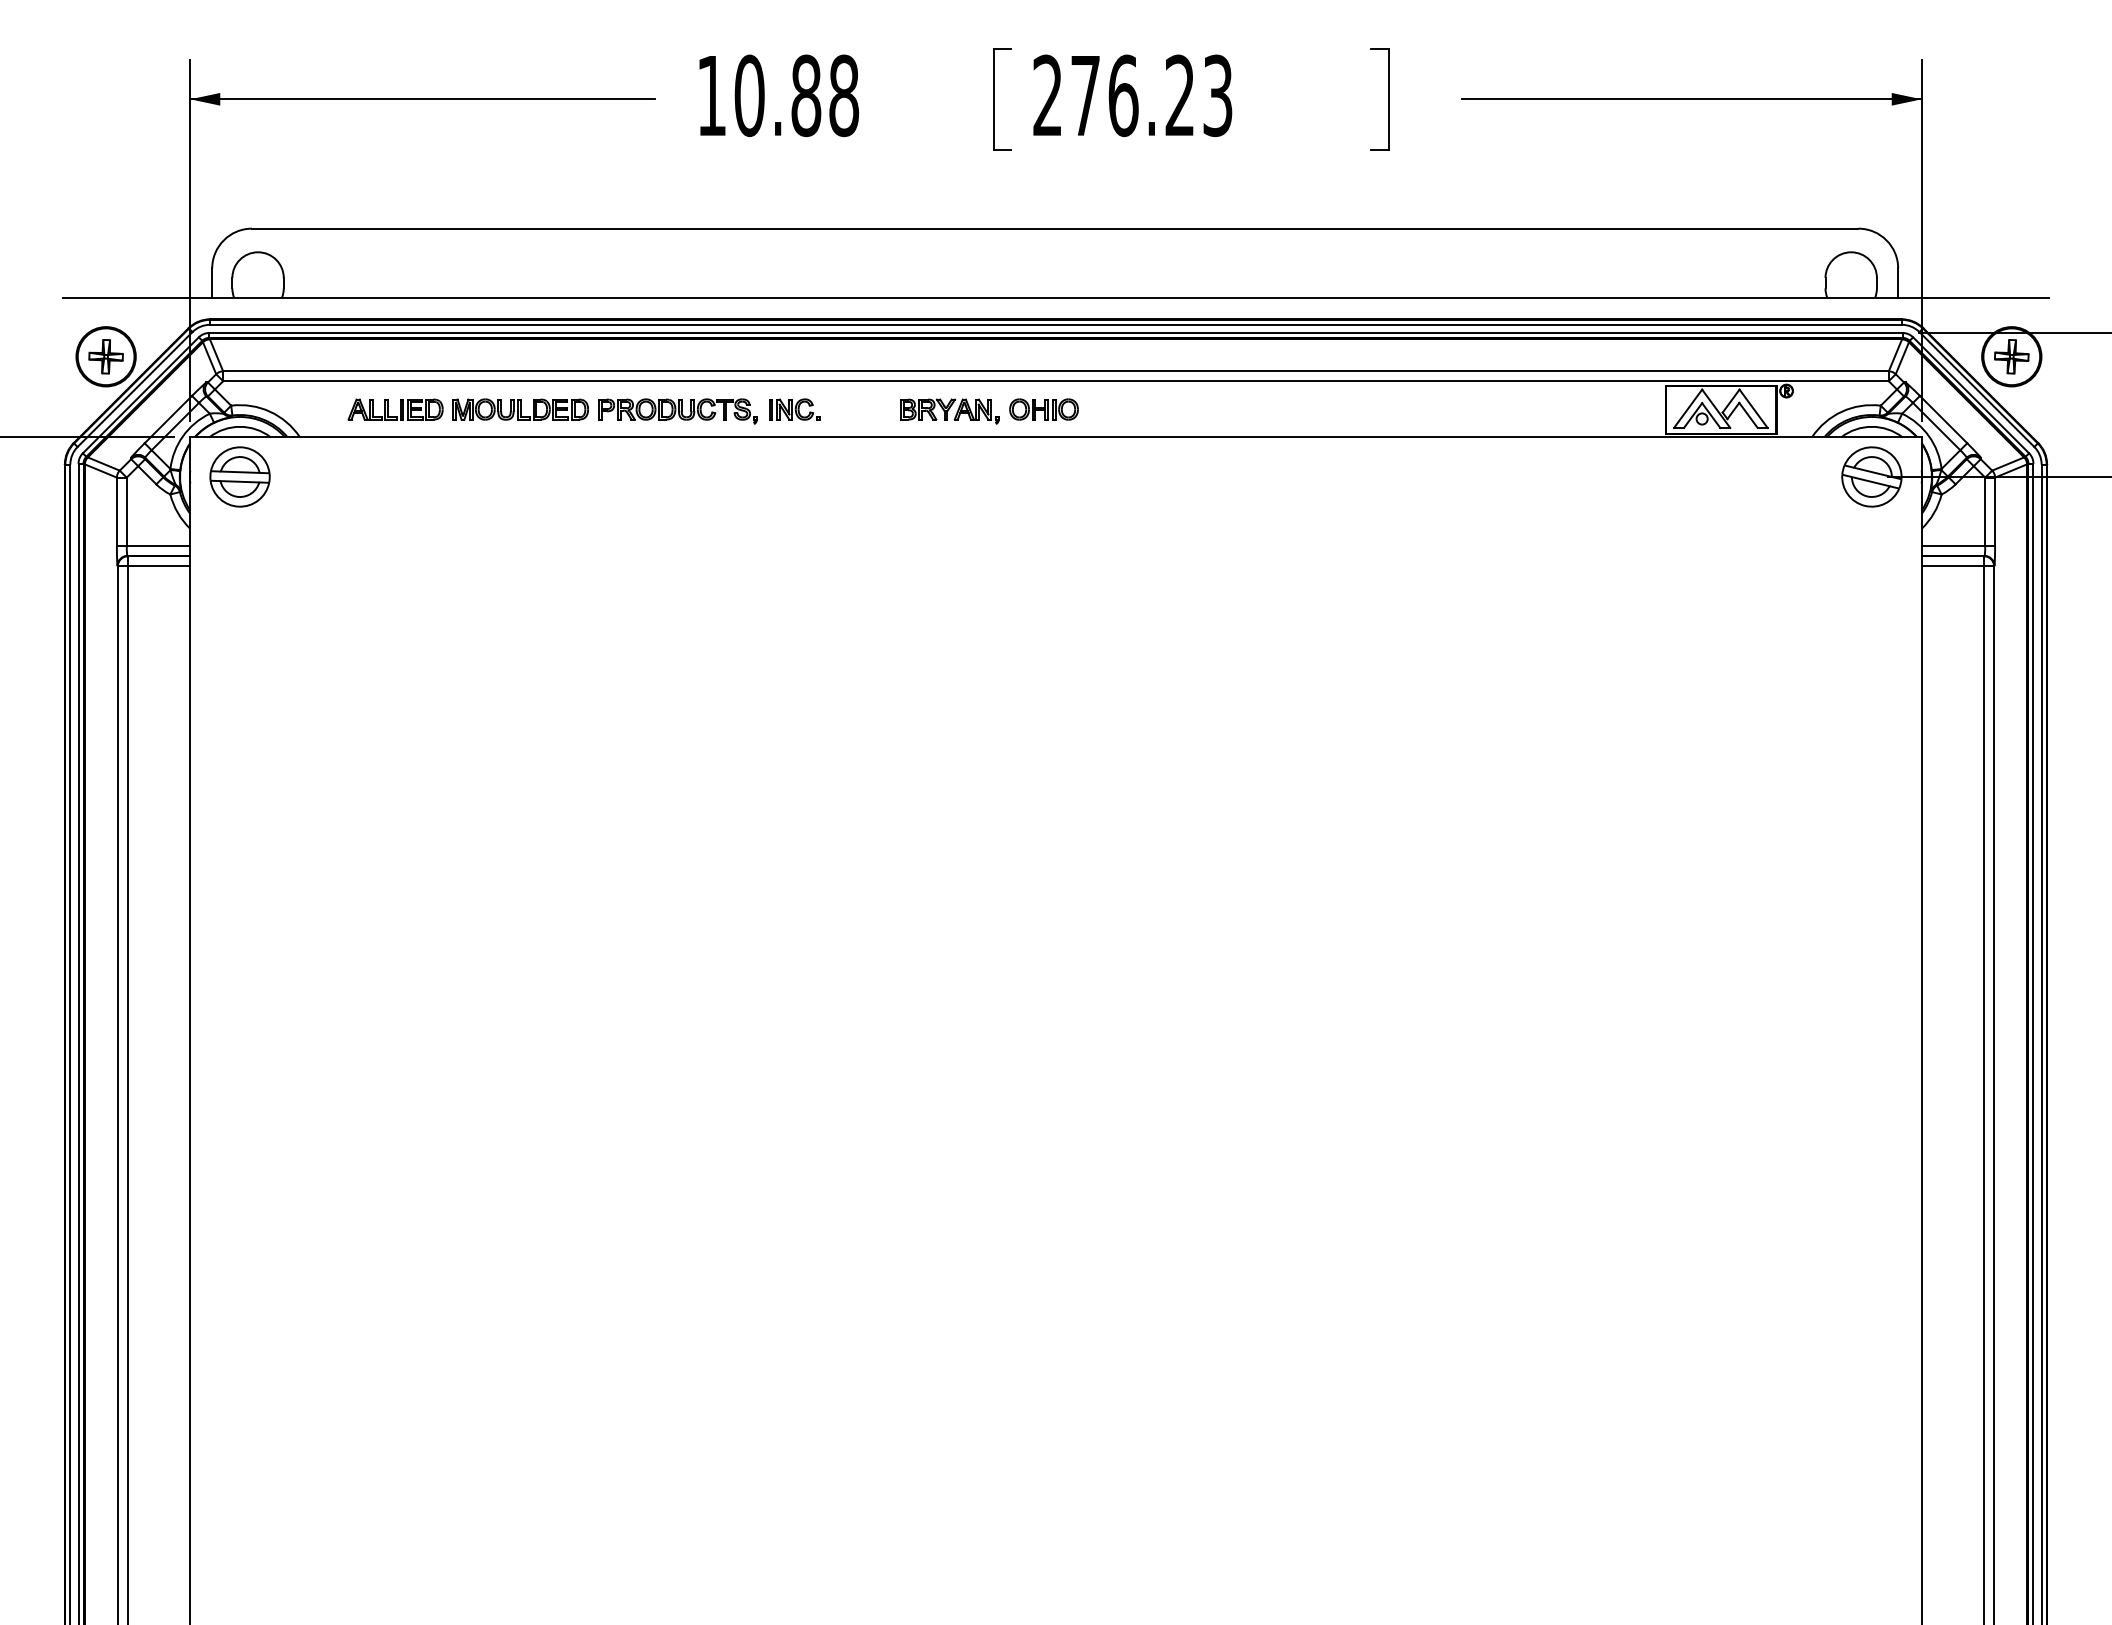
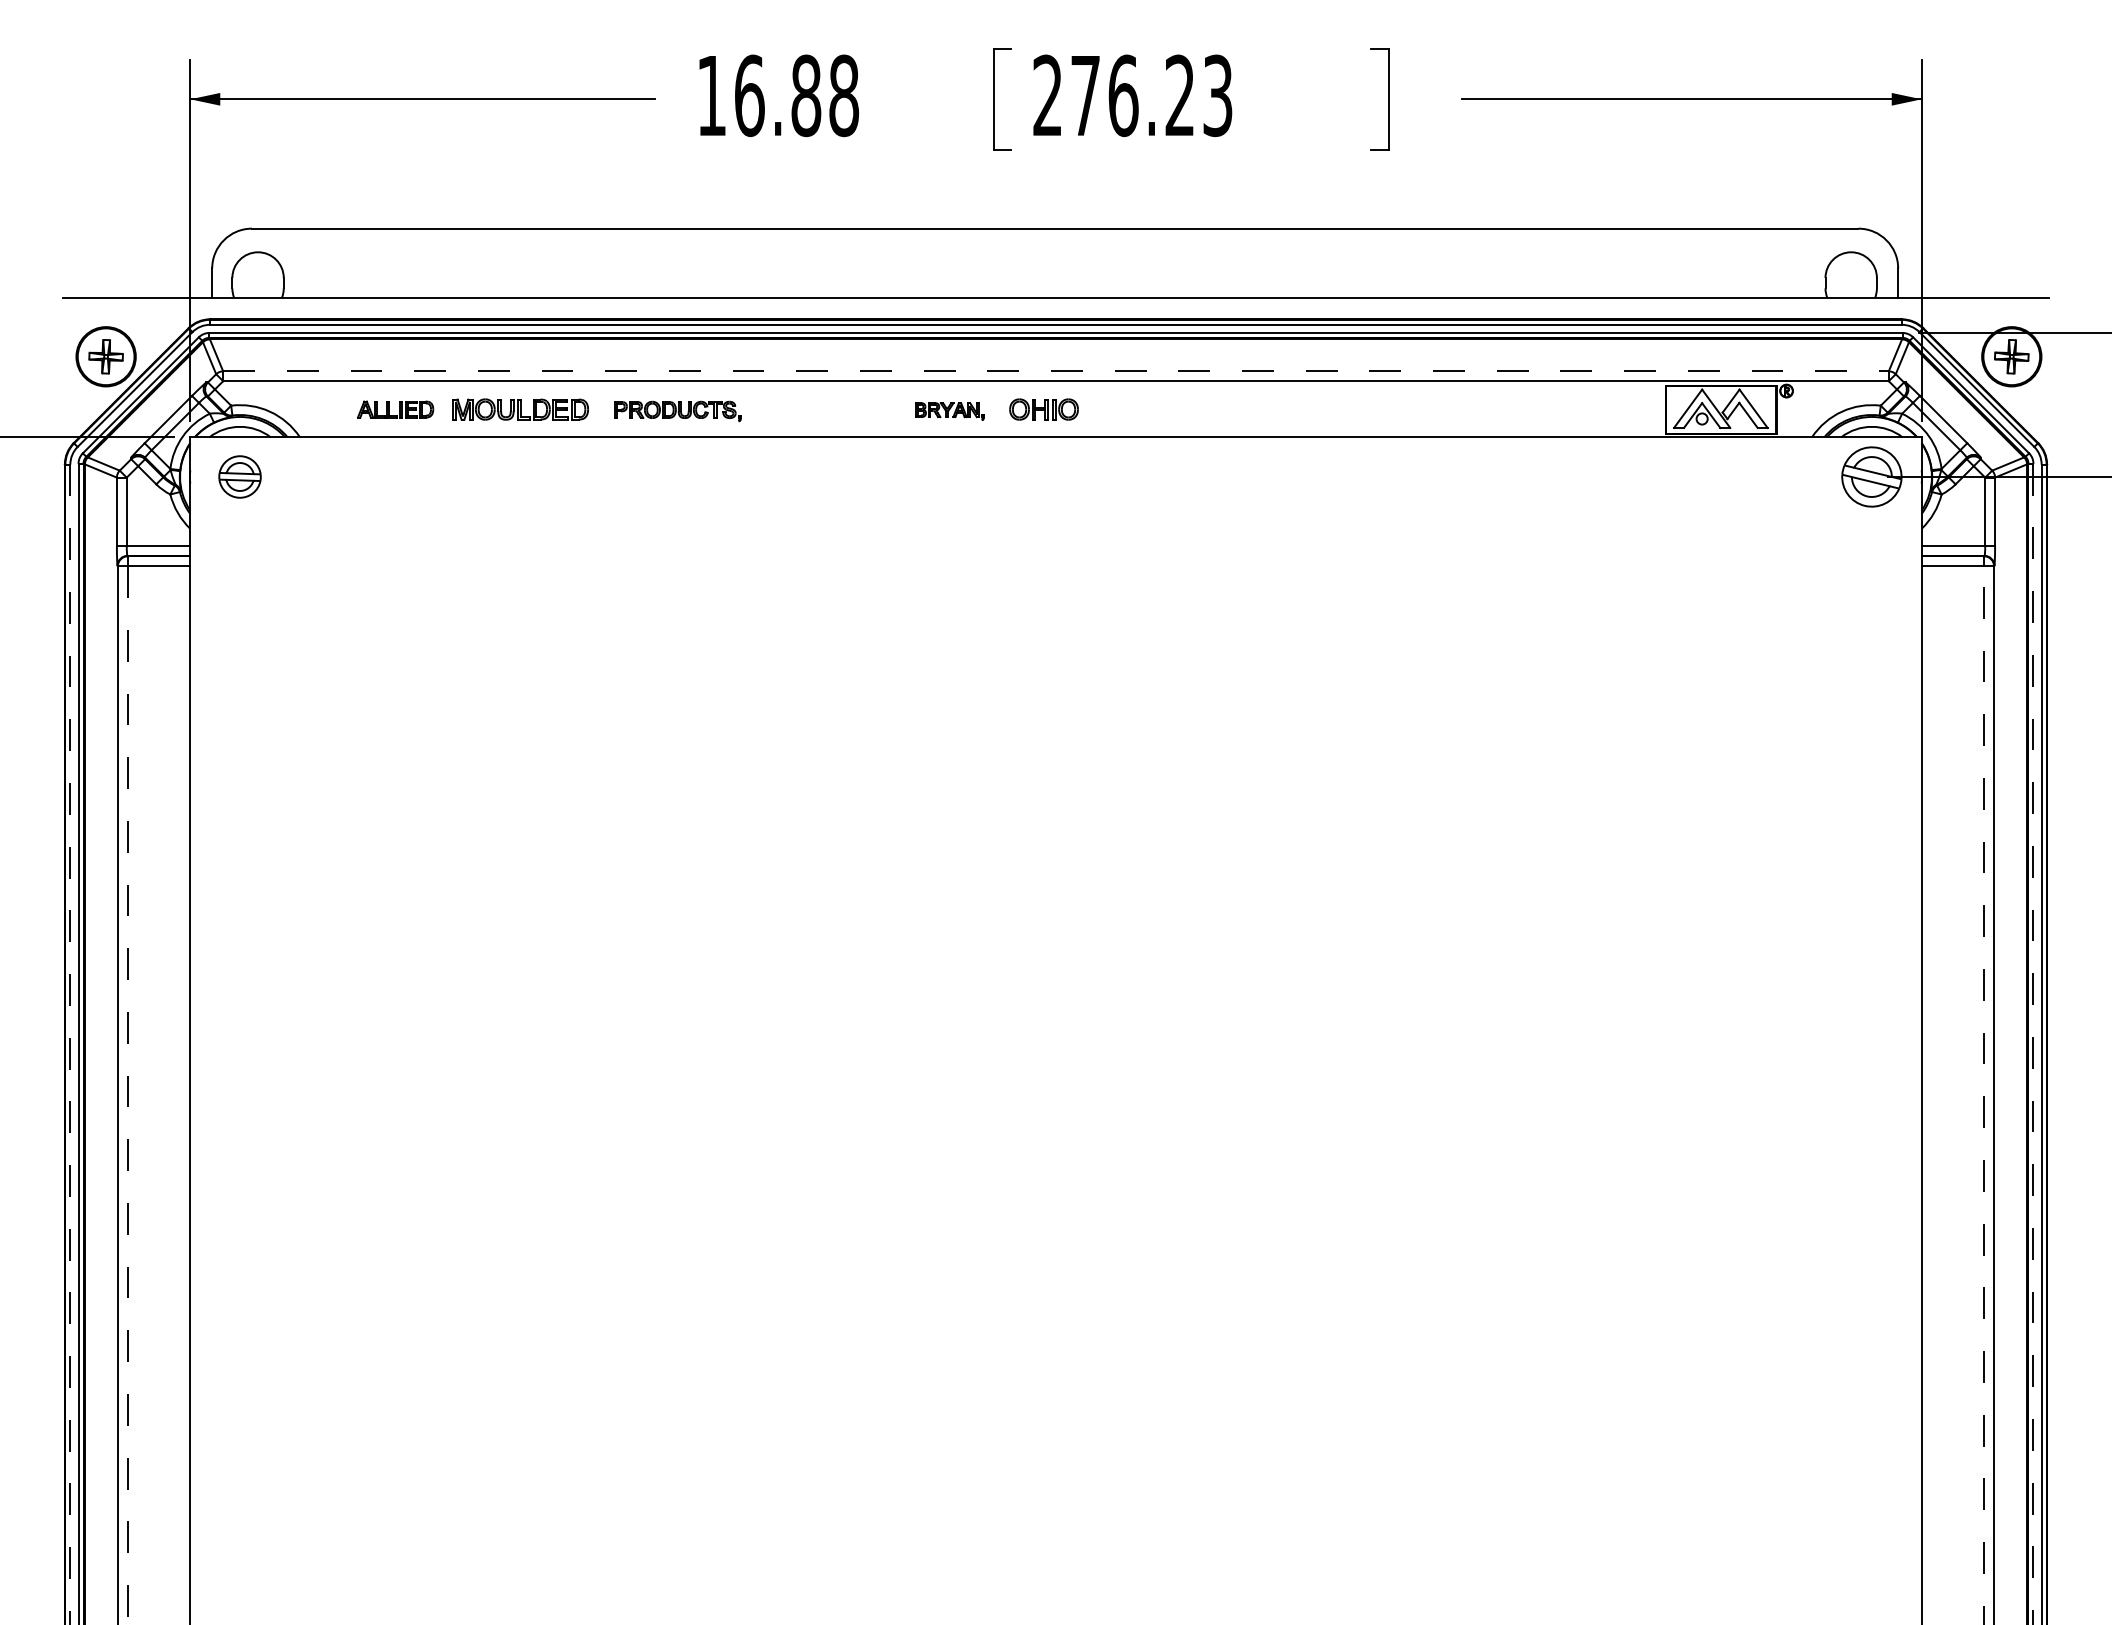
text: 10.88 -> 16.88 (749, 95)
line: solid -> dashed (1055, 371)
part size: 97x23 px -> 78x19 px (395, 409)
part: present -> none (794, 409)
part size: 160x27 px -> 128x23 px (677, 411)
part size: 100x27 px -> 70x19 px (949, 411)
part size: 62x62 px -> 44x44 px (239, 476)
line: solid -> dashed (70, 1044)
line: solid -> dashed (2033, 1044)
line: solid -> dashed (127, 1095)
line: solid -> dashed (1984, 1095)
